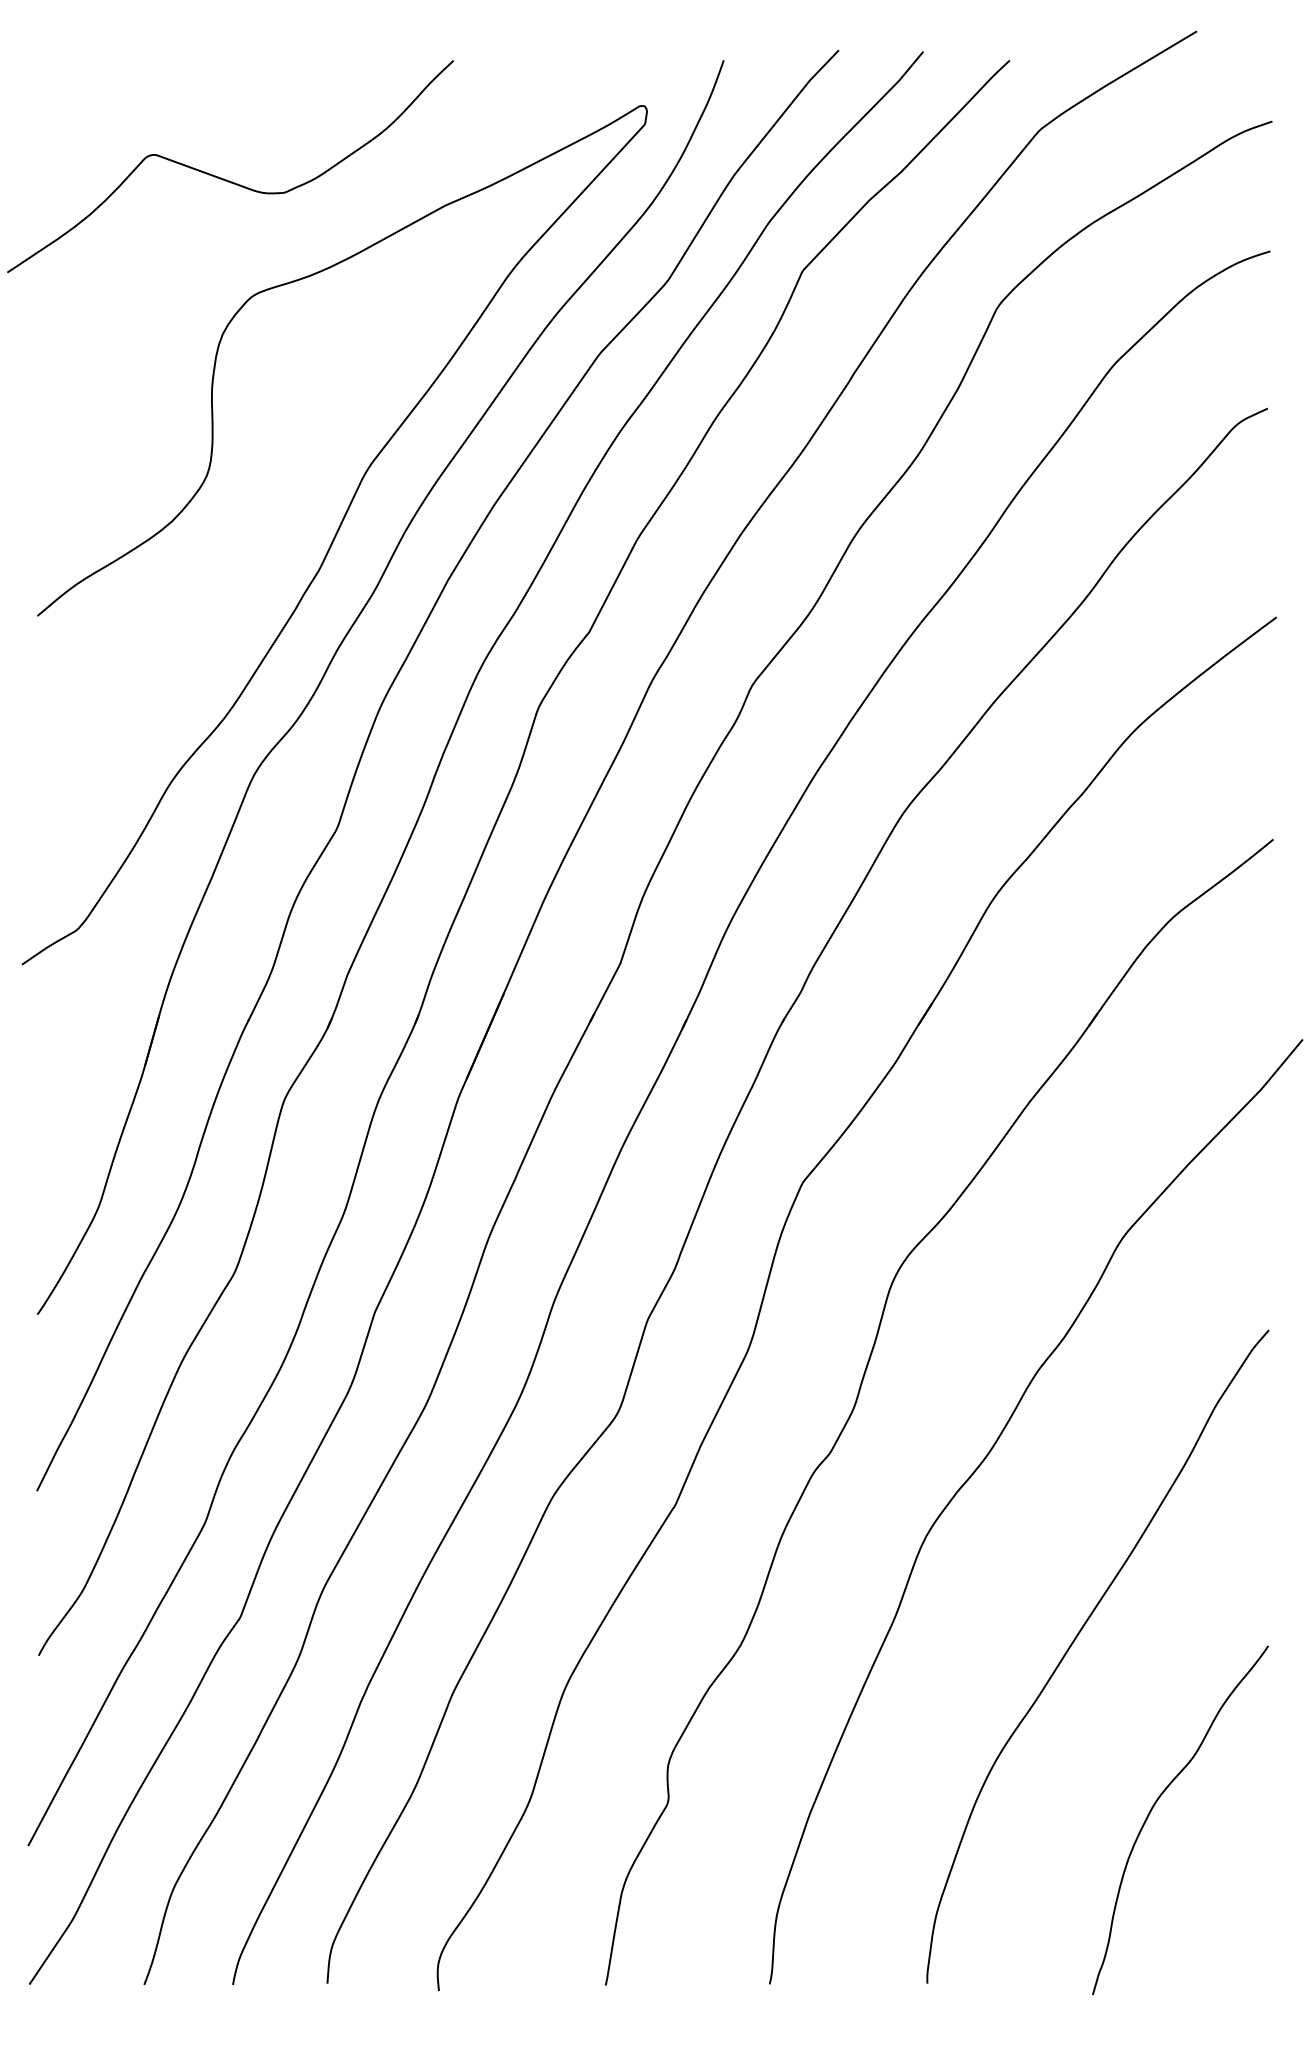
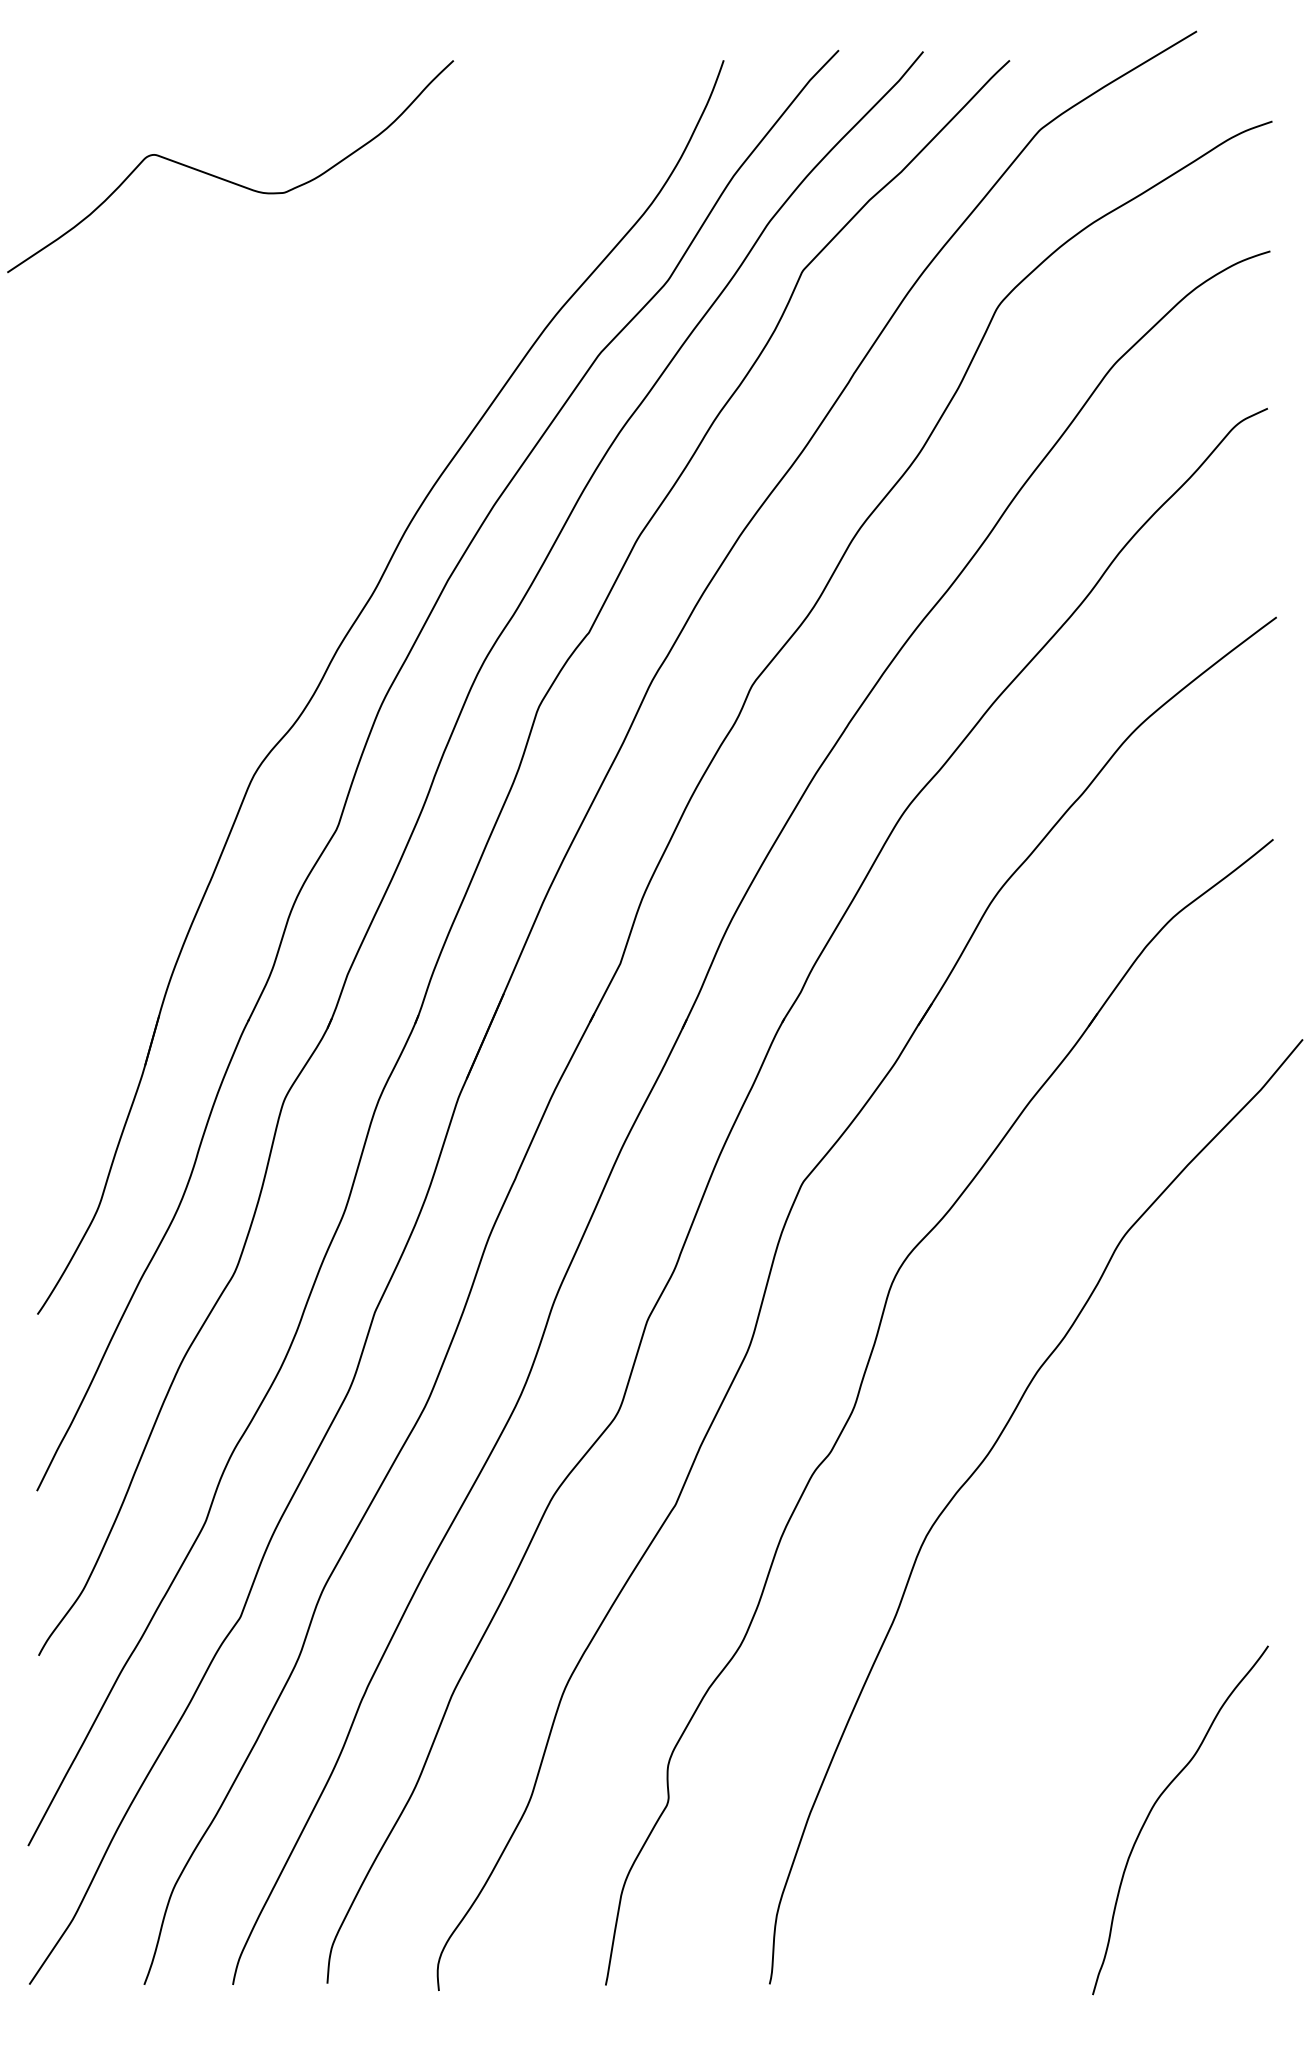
curve: present -> none (334, 535)
curve: present -> none (1075, 1640)
